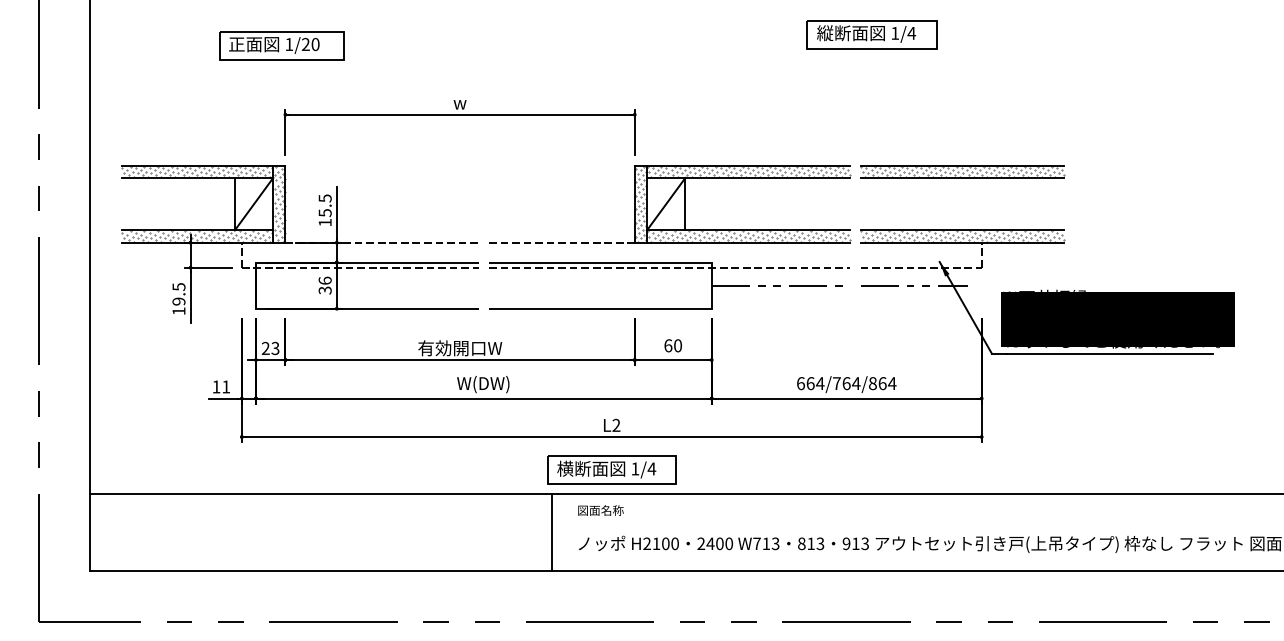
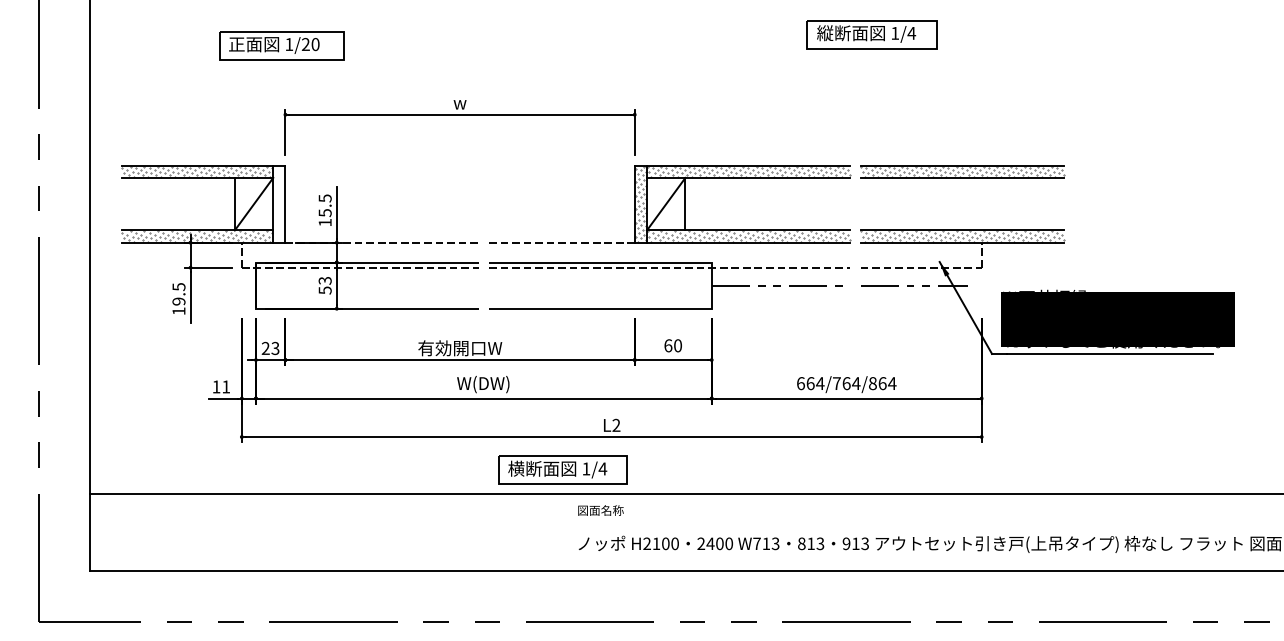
hatch: present -> none (279, 203)
text: 36 -> 53 (324, 285)
part position: (611, 469) -> (562, 469) (562, 469)
line: present -> none (551, 531)
